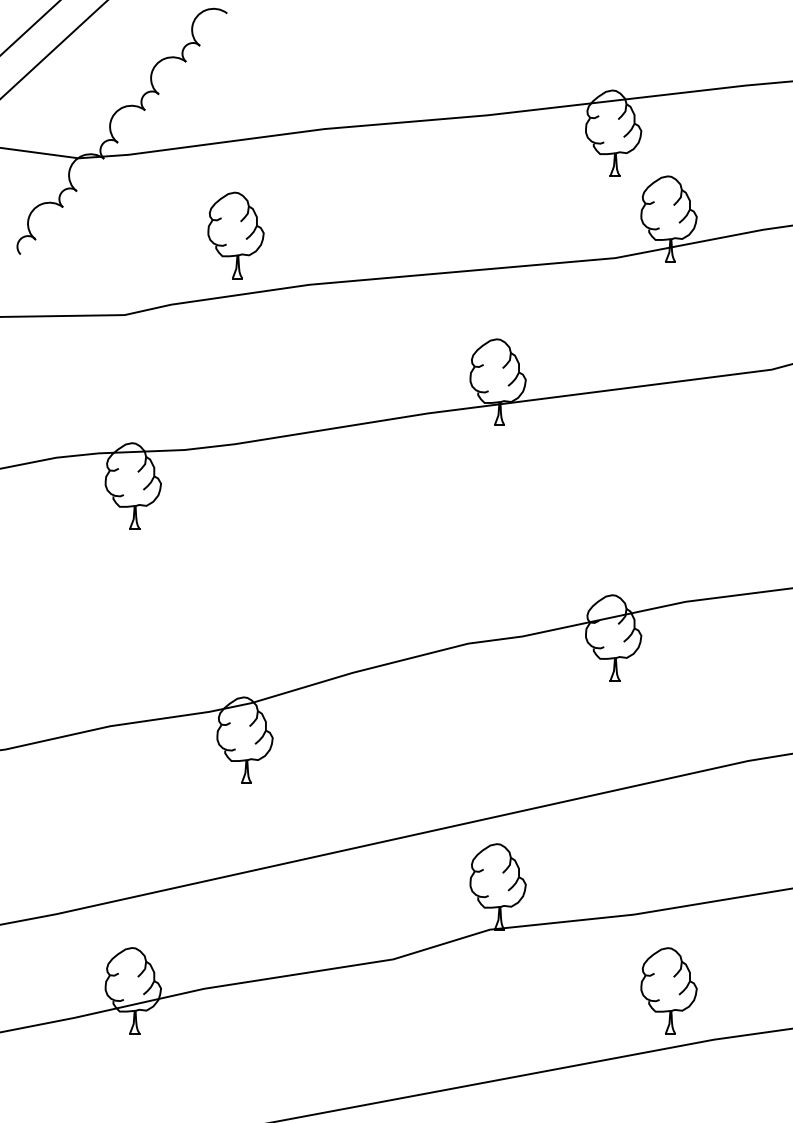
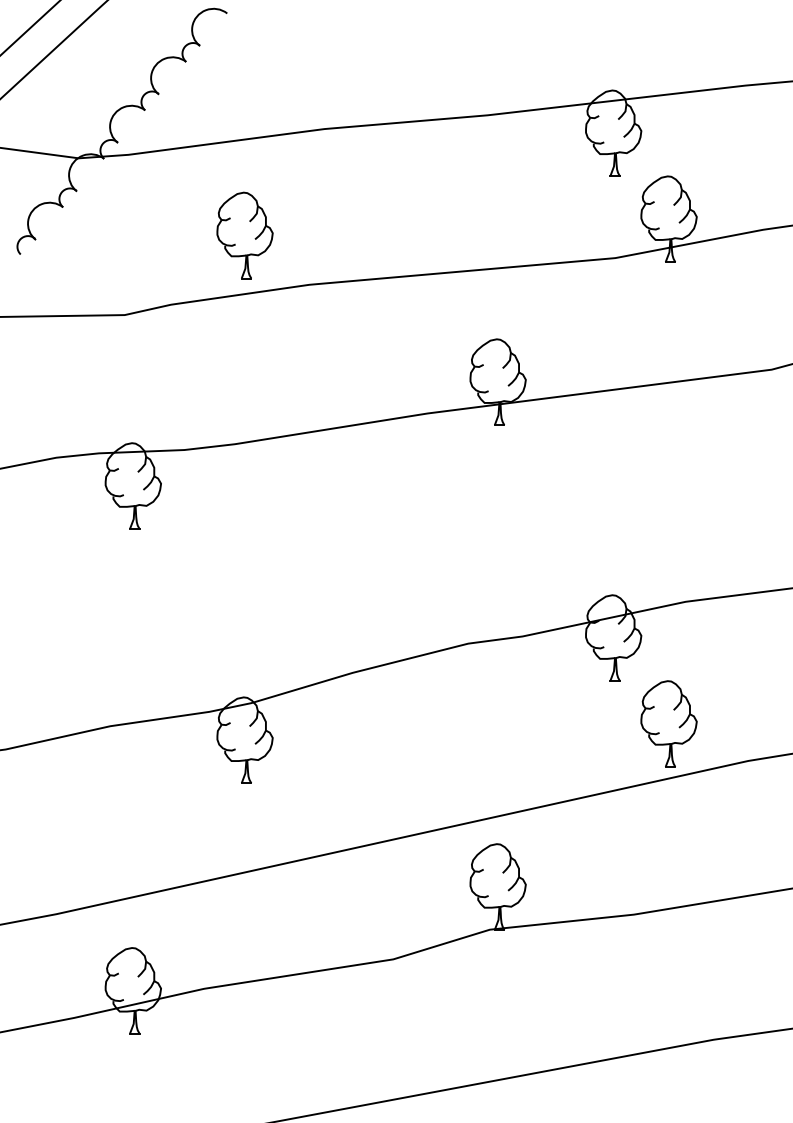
part position: (235, 235) -> (244, 235) (244, 235)
part position: (668, 990) -> (668, 723) (668, 723)
